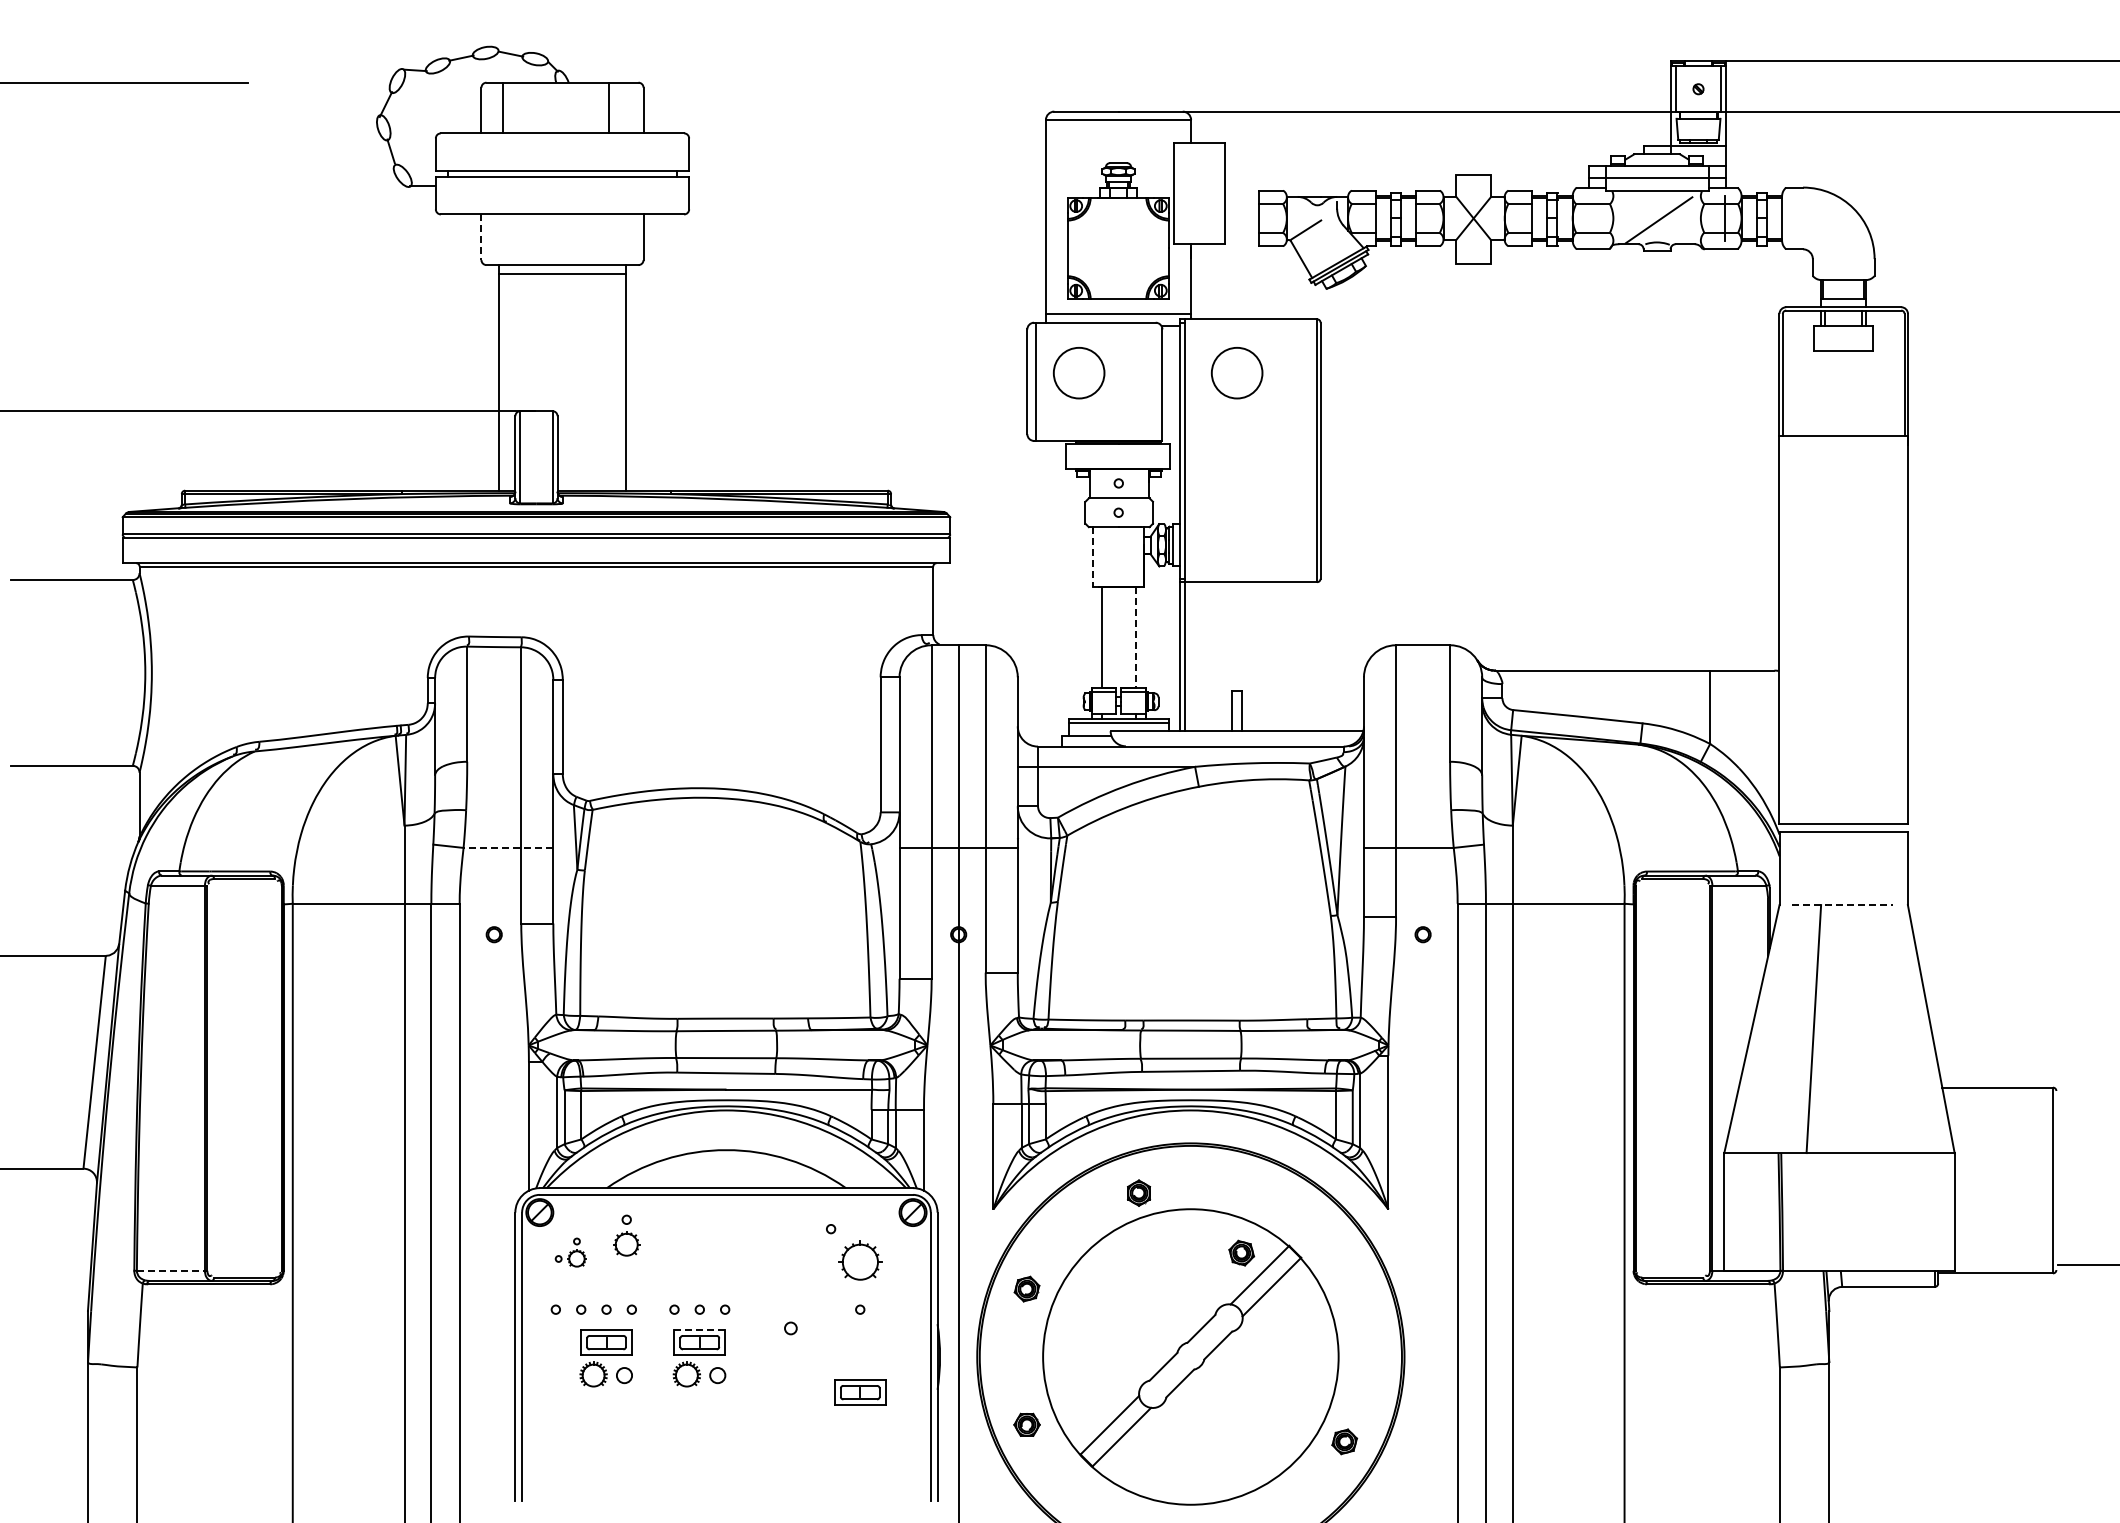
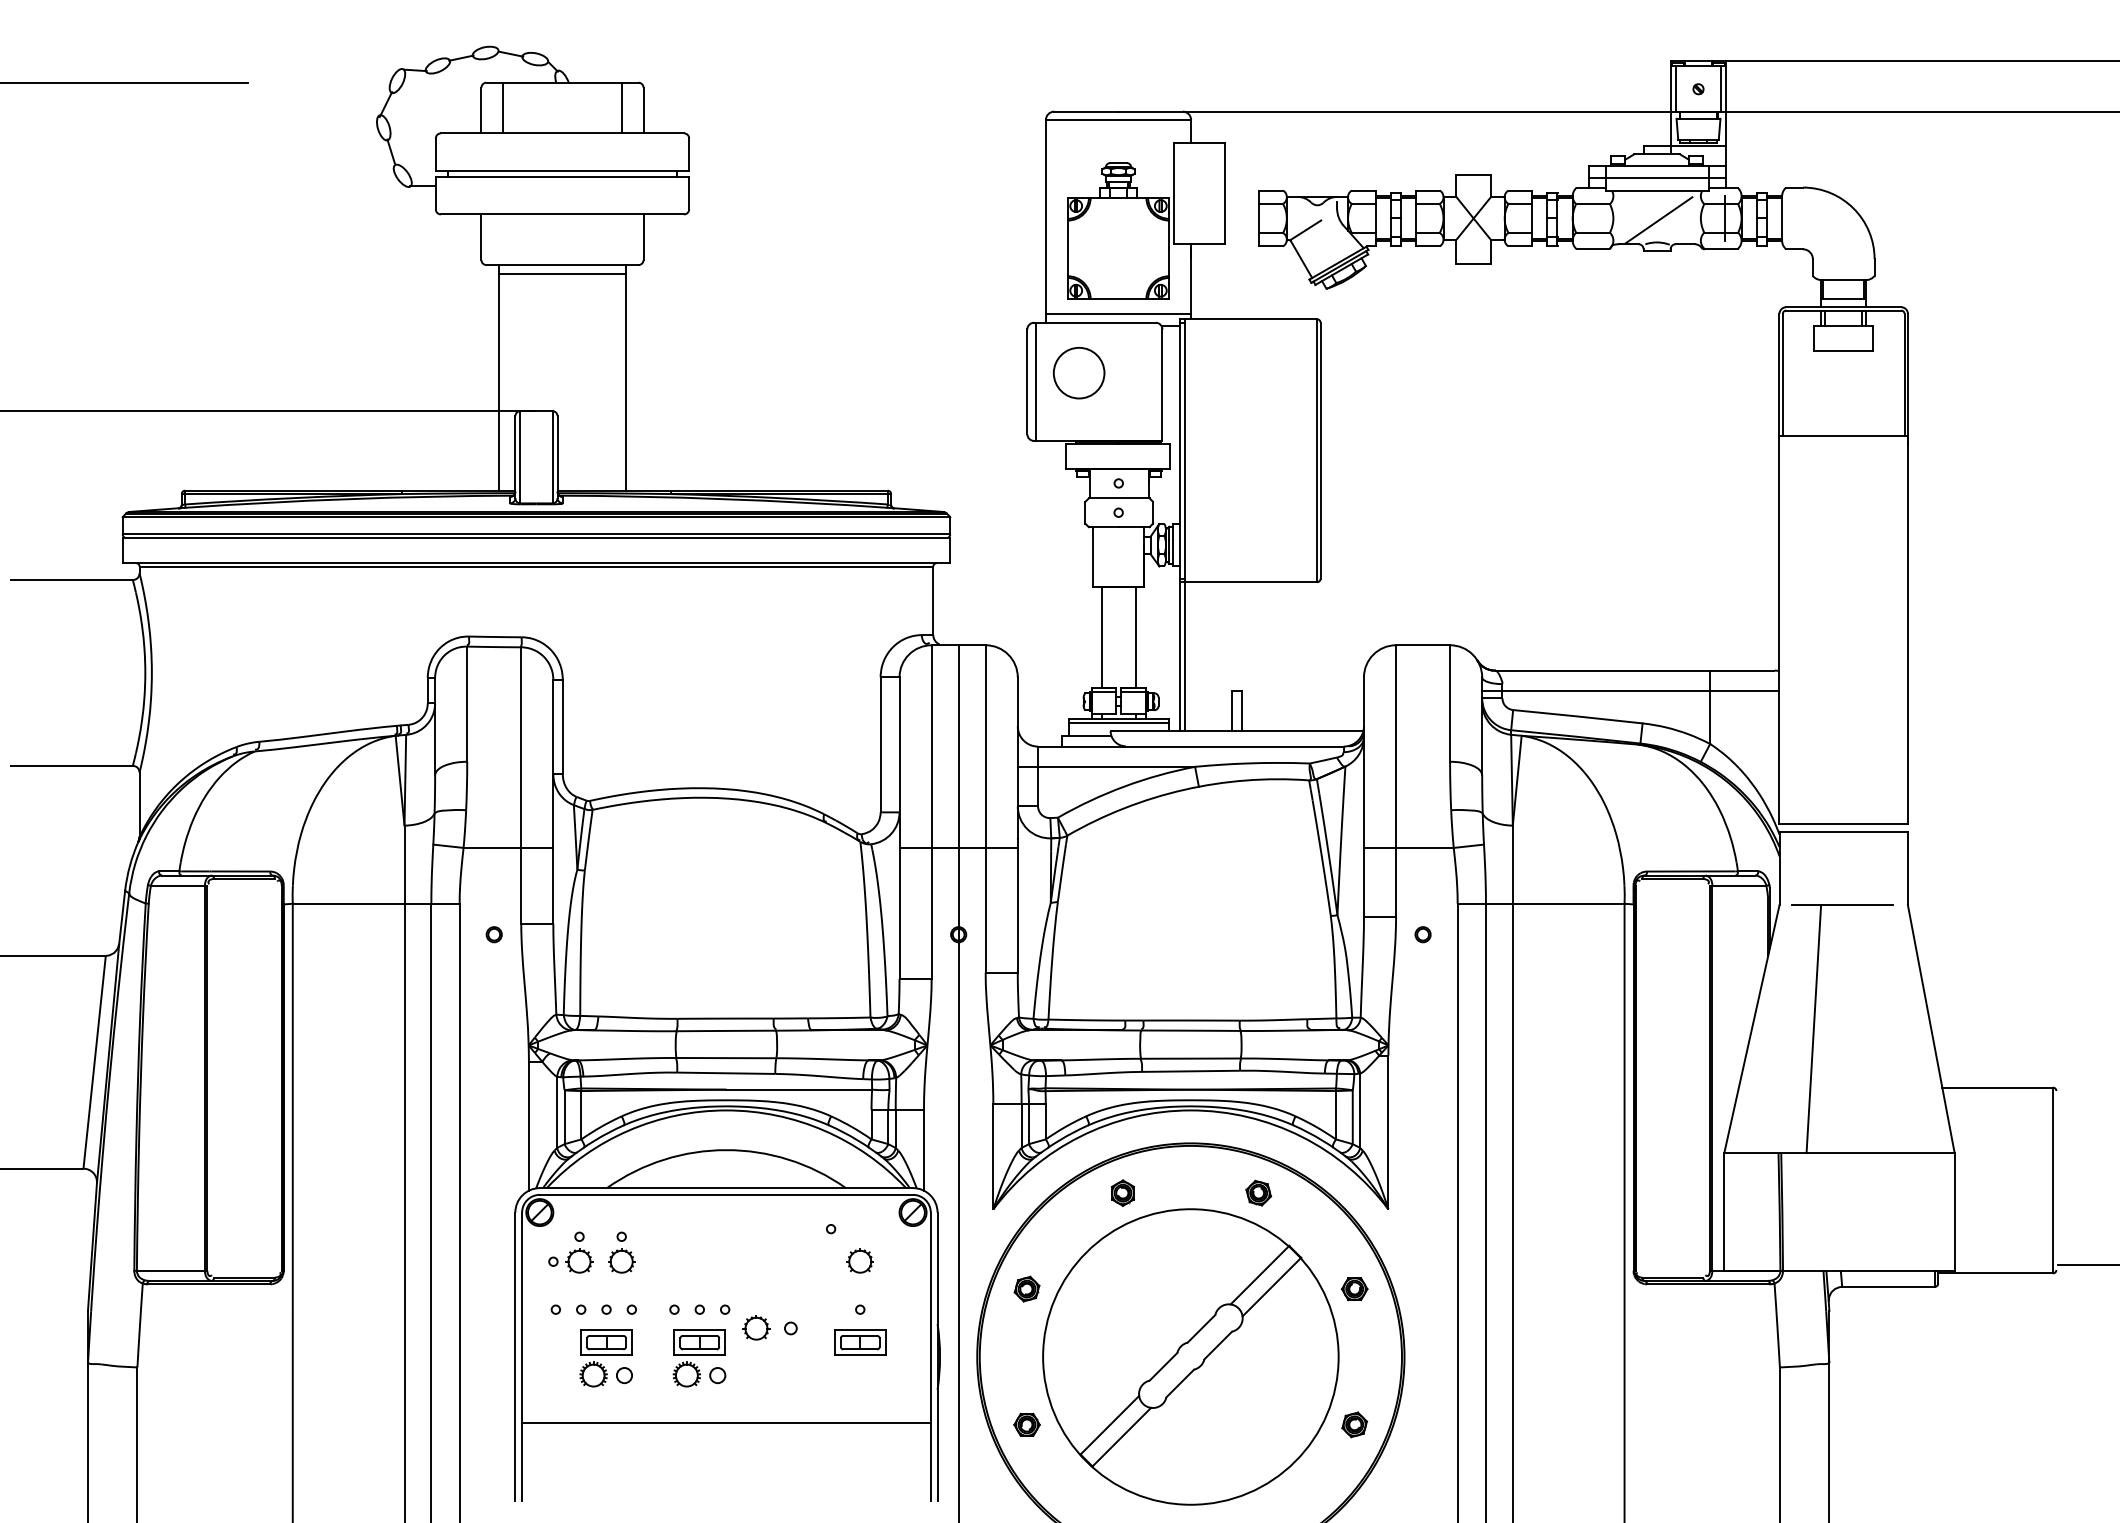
line position: (609, 107) -> (622, 107) (622, 107)
line: dashed -> solid (481, 237)
circle: present -> none (1236, 373)
line: dashed -> solid (1093, 557)
line: dashed -> solid (1135, 637)
line: none -> present (1630, 690)
line: dashed -> solid (508, 847)
line: dashed -> solid (1842, 905)
part position: (1138, 1192) -> (1122, 1192) (1122, 1192)
part position: (626, 1235) -> (621, 1252) (621, 1252)
part size: 33x31 px -> 46x43 px (570, 1252)
part position: (1241, 1252) -> (1258, 1192) (1258, 1192)
part size: 45x41 px -> 28x26 px (859, 1260)
line: dashed -> solid (172, 1270)
part: none -> present (1354, 1289)
part: none -> present (756, 1327)
line: dashed -> solid (700, 1329)
part position: (860, 1392) -> (860, 1342) (860, 1342)
line: none -> present (726, 1422)
part position: (1344, 1441) -> (1354, 1424) (1354, 1424)
